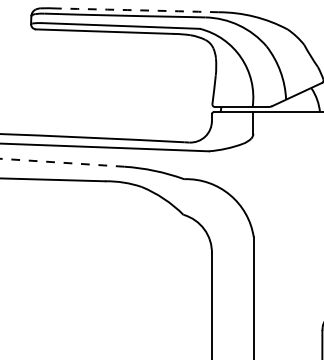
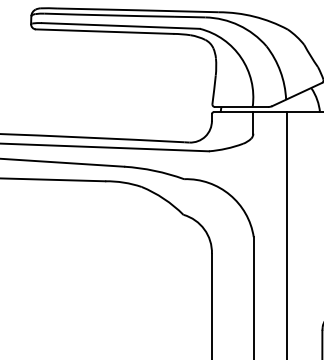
arc: dashed -> solid (137, 10)
line: dashed -> solid (62, 162)
line: none -> present (286, 234)
